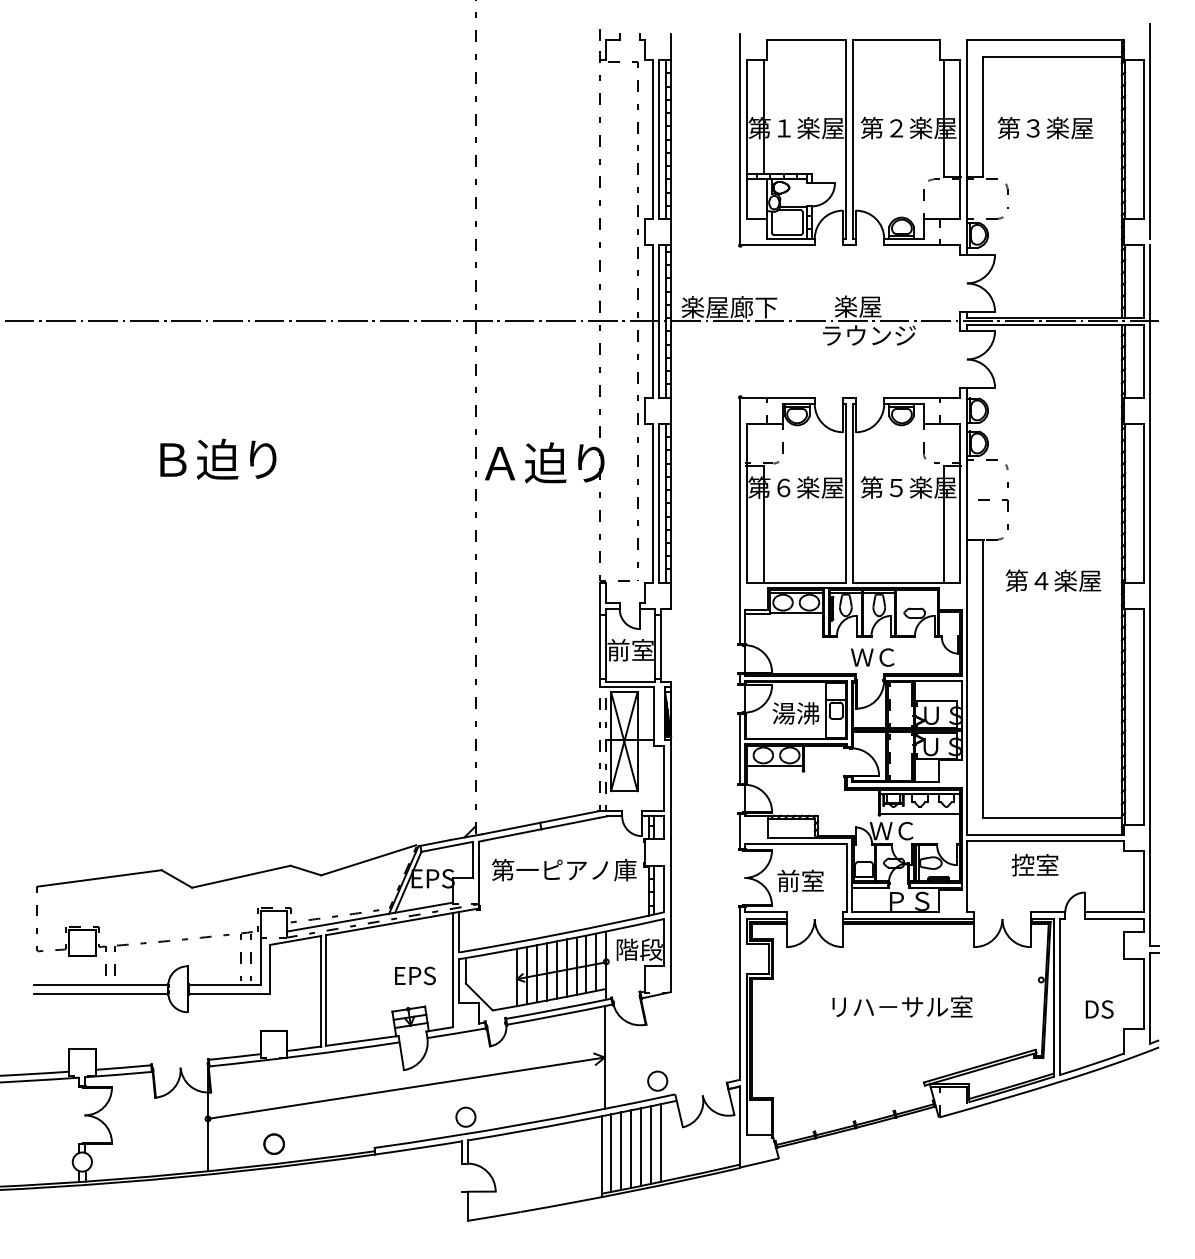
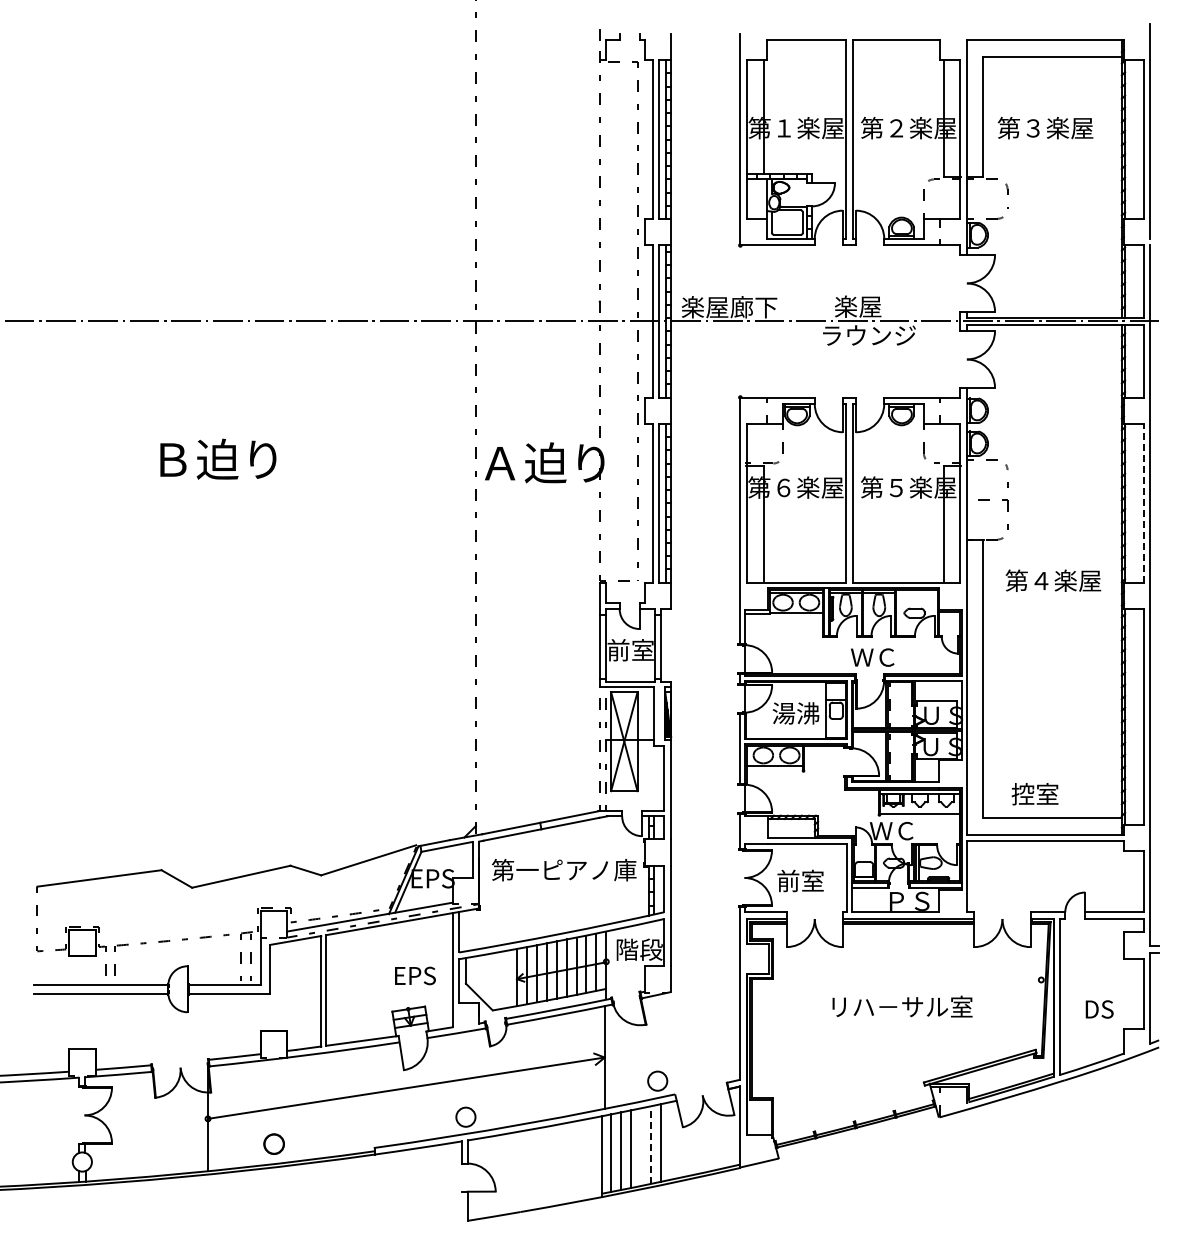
line: solid -> dashed (1143, 502)
text position: (1034, 865) -> (1034, 794) (1034, 794)
line: solid -> dashed (651, 1145)
line: present -> none (641, 1147)
